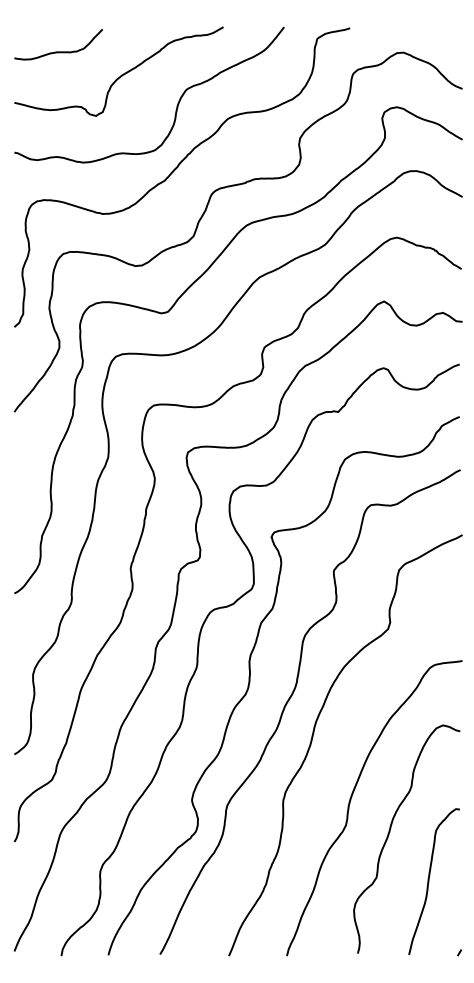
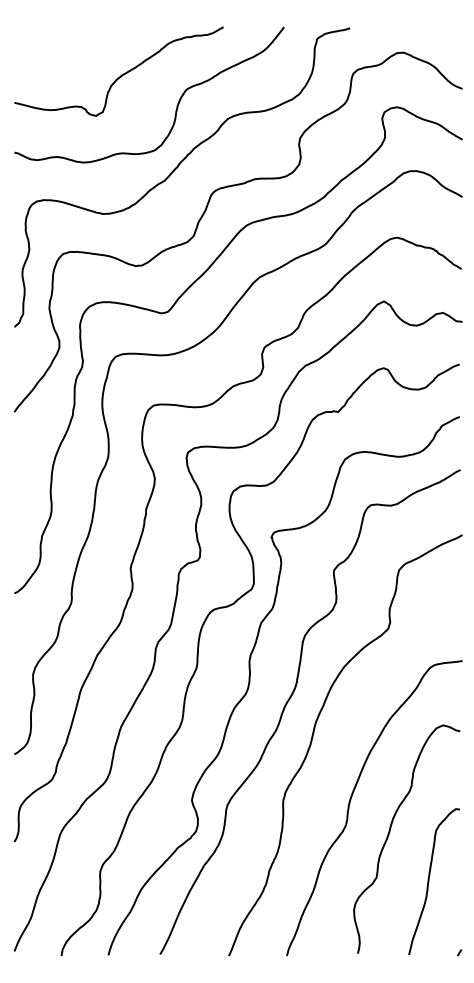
curve: present -> none (58, 51)
